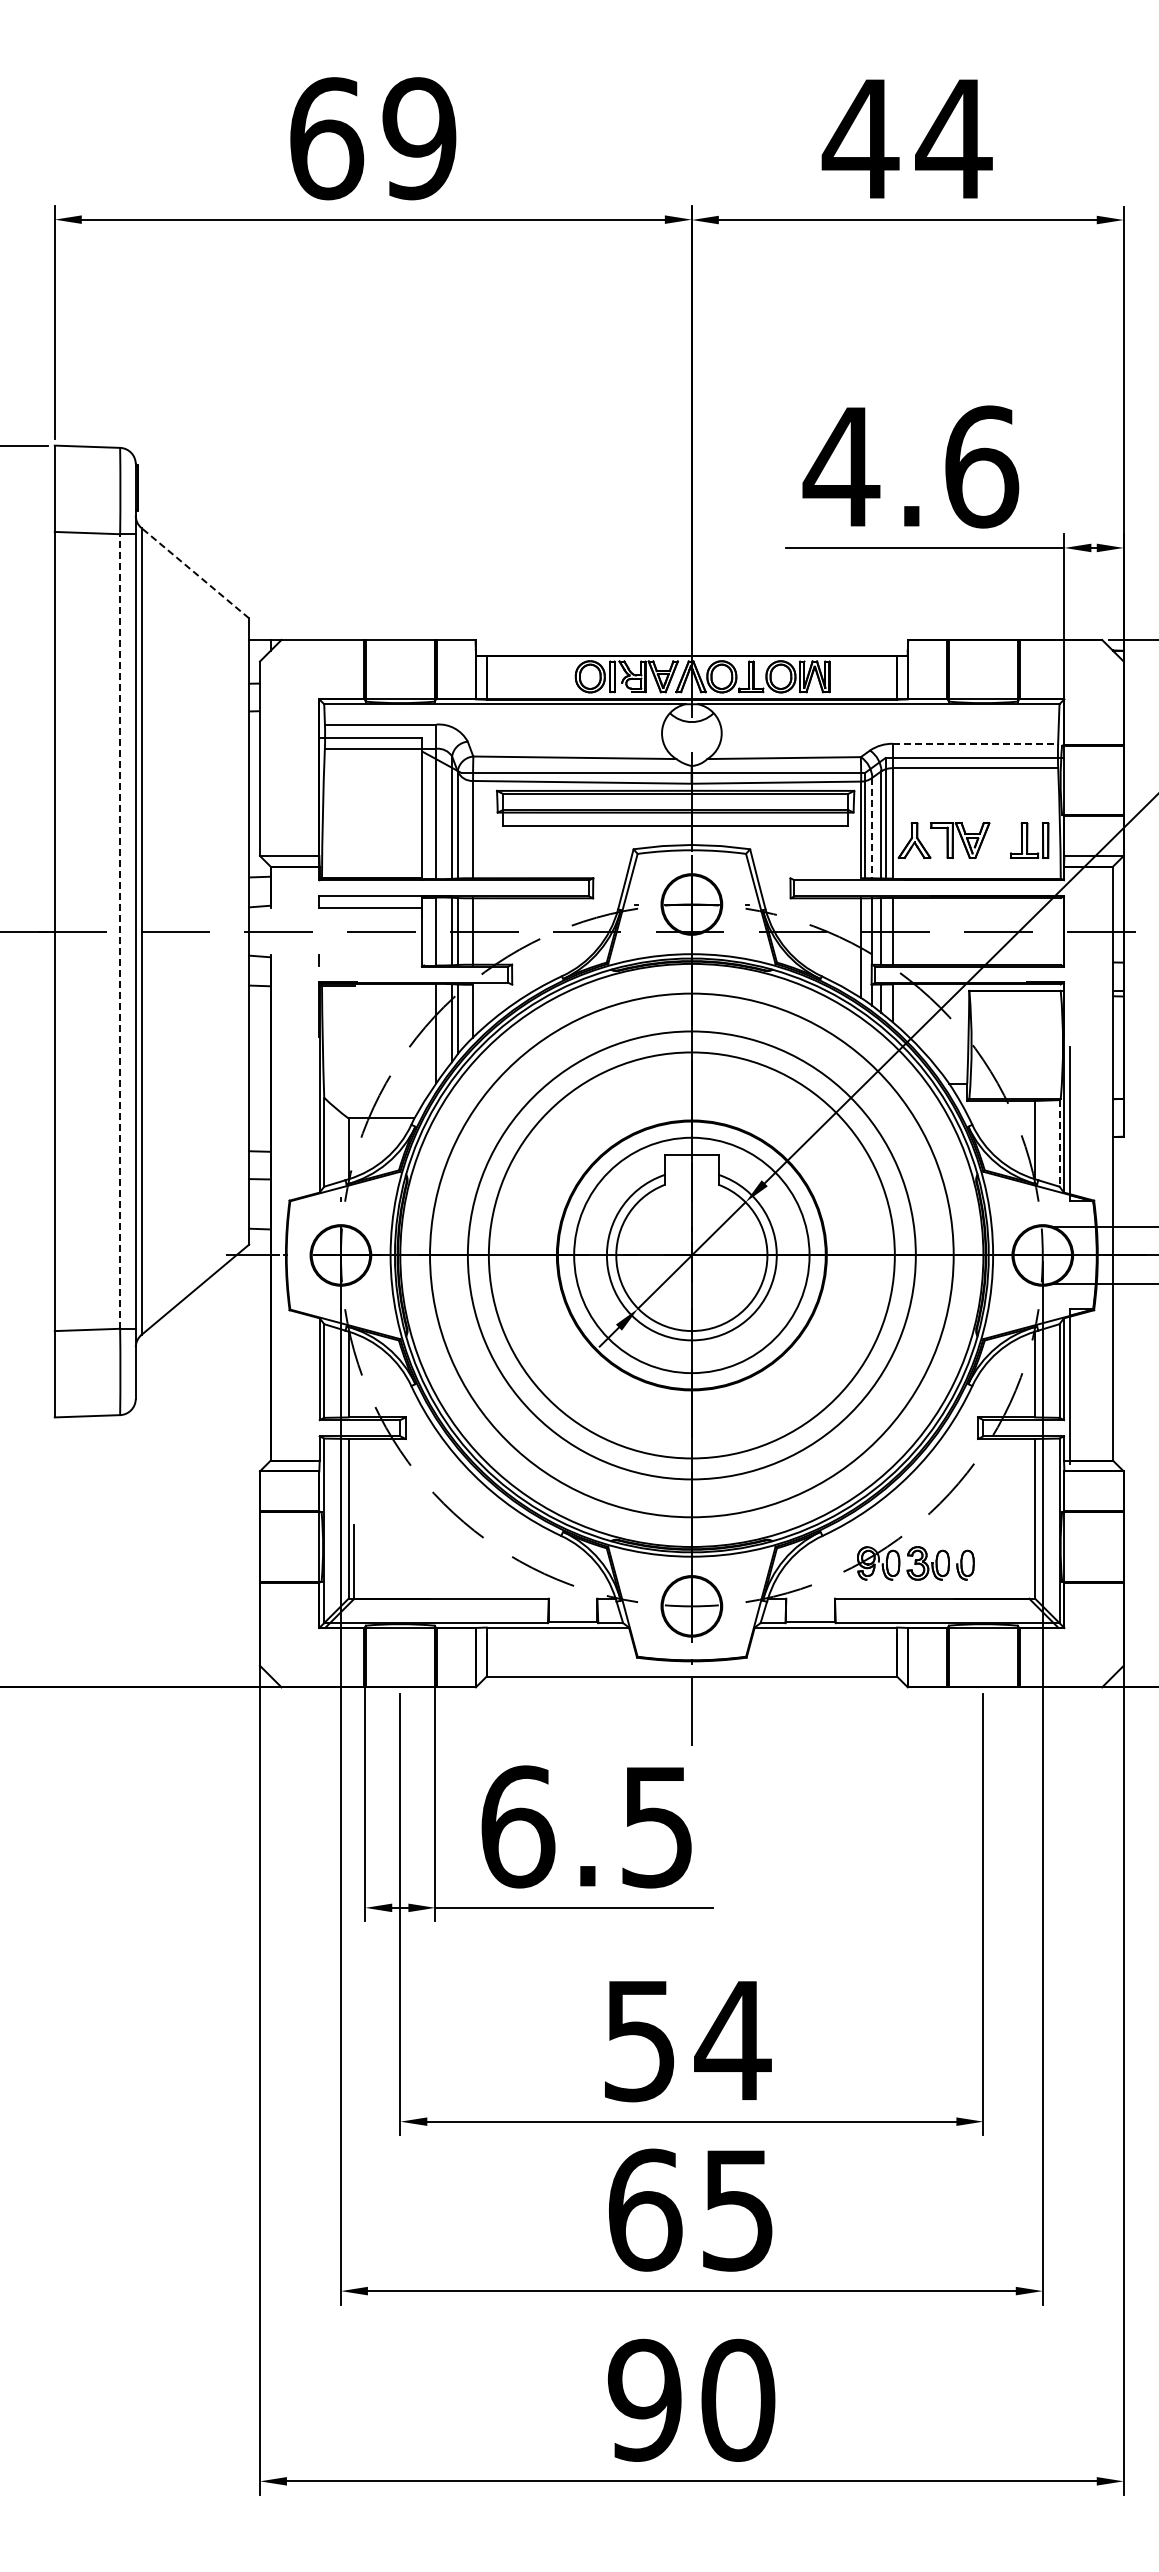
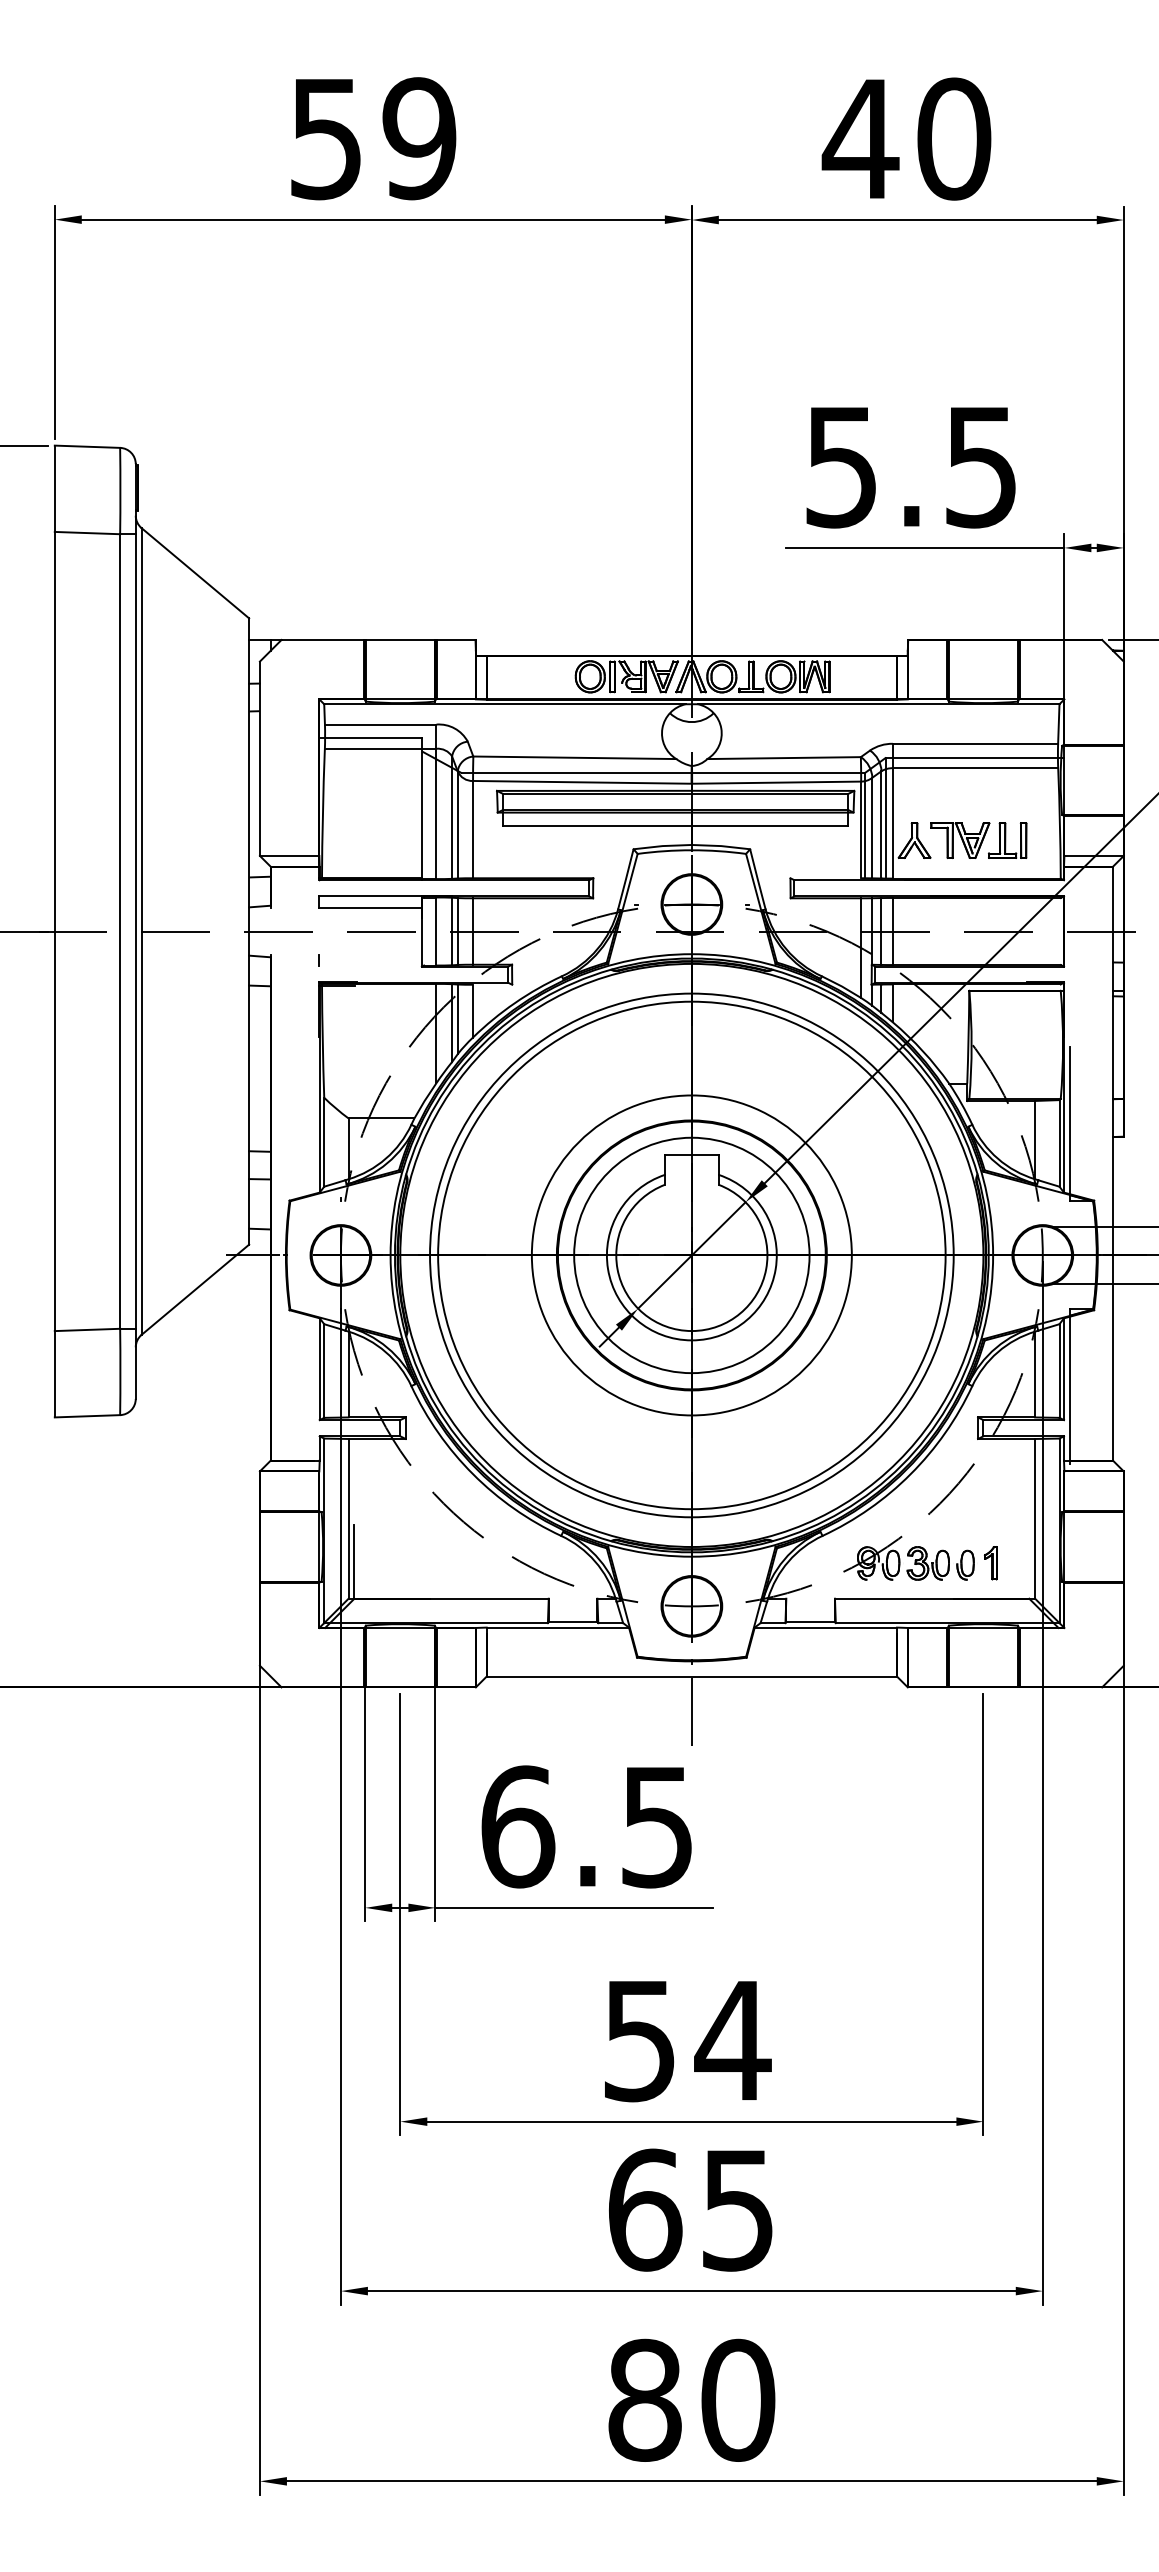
text: 69 -> 59 (327, 138)
text: 44 -> 40 (953, 138)
text: 4.6 -> 5.5 (910, 466)
line: dashed -> solid (194, 572)
line: dashed -> solid (975, 743)
line: dashed -> solid (872, 828)
part position: (1029, 840) -> (1007, 840) (1007, 840)
line: dashed -> solid (120, 931)
line: dashed -> solid (1059, 1143)
circle diameter: 406 px -> 507 px (691, 1255)
circle diameter: 448 px -> 320 px (691, 1255)
part: none -> present (990, 1563)
text: 90 -> 80 (644, 2399)
